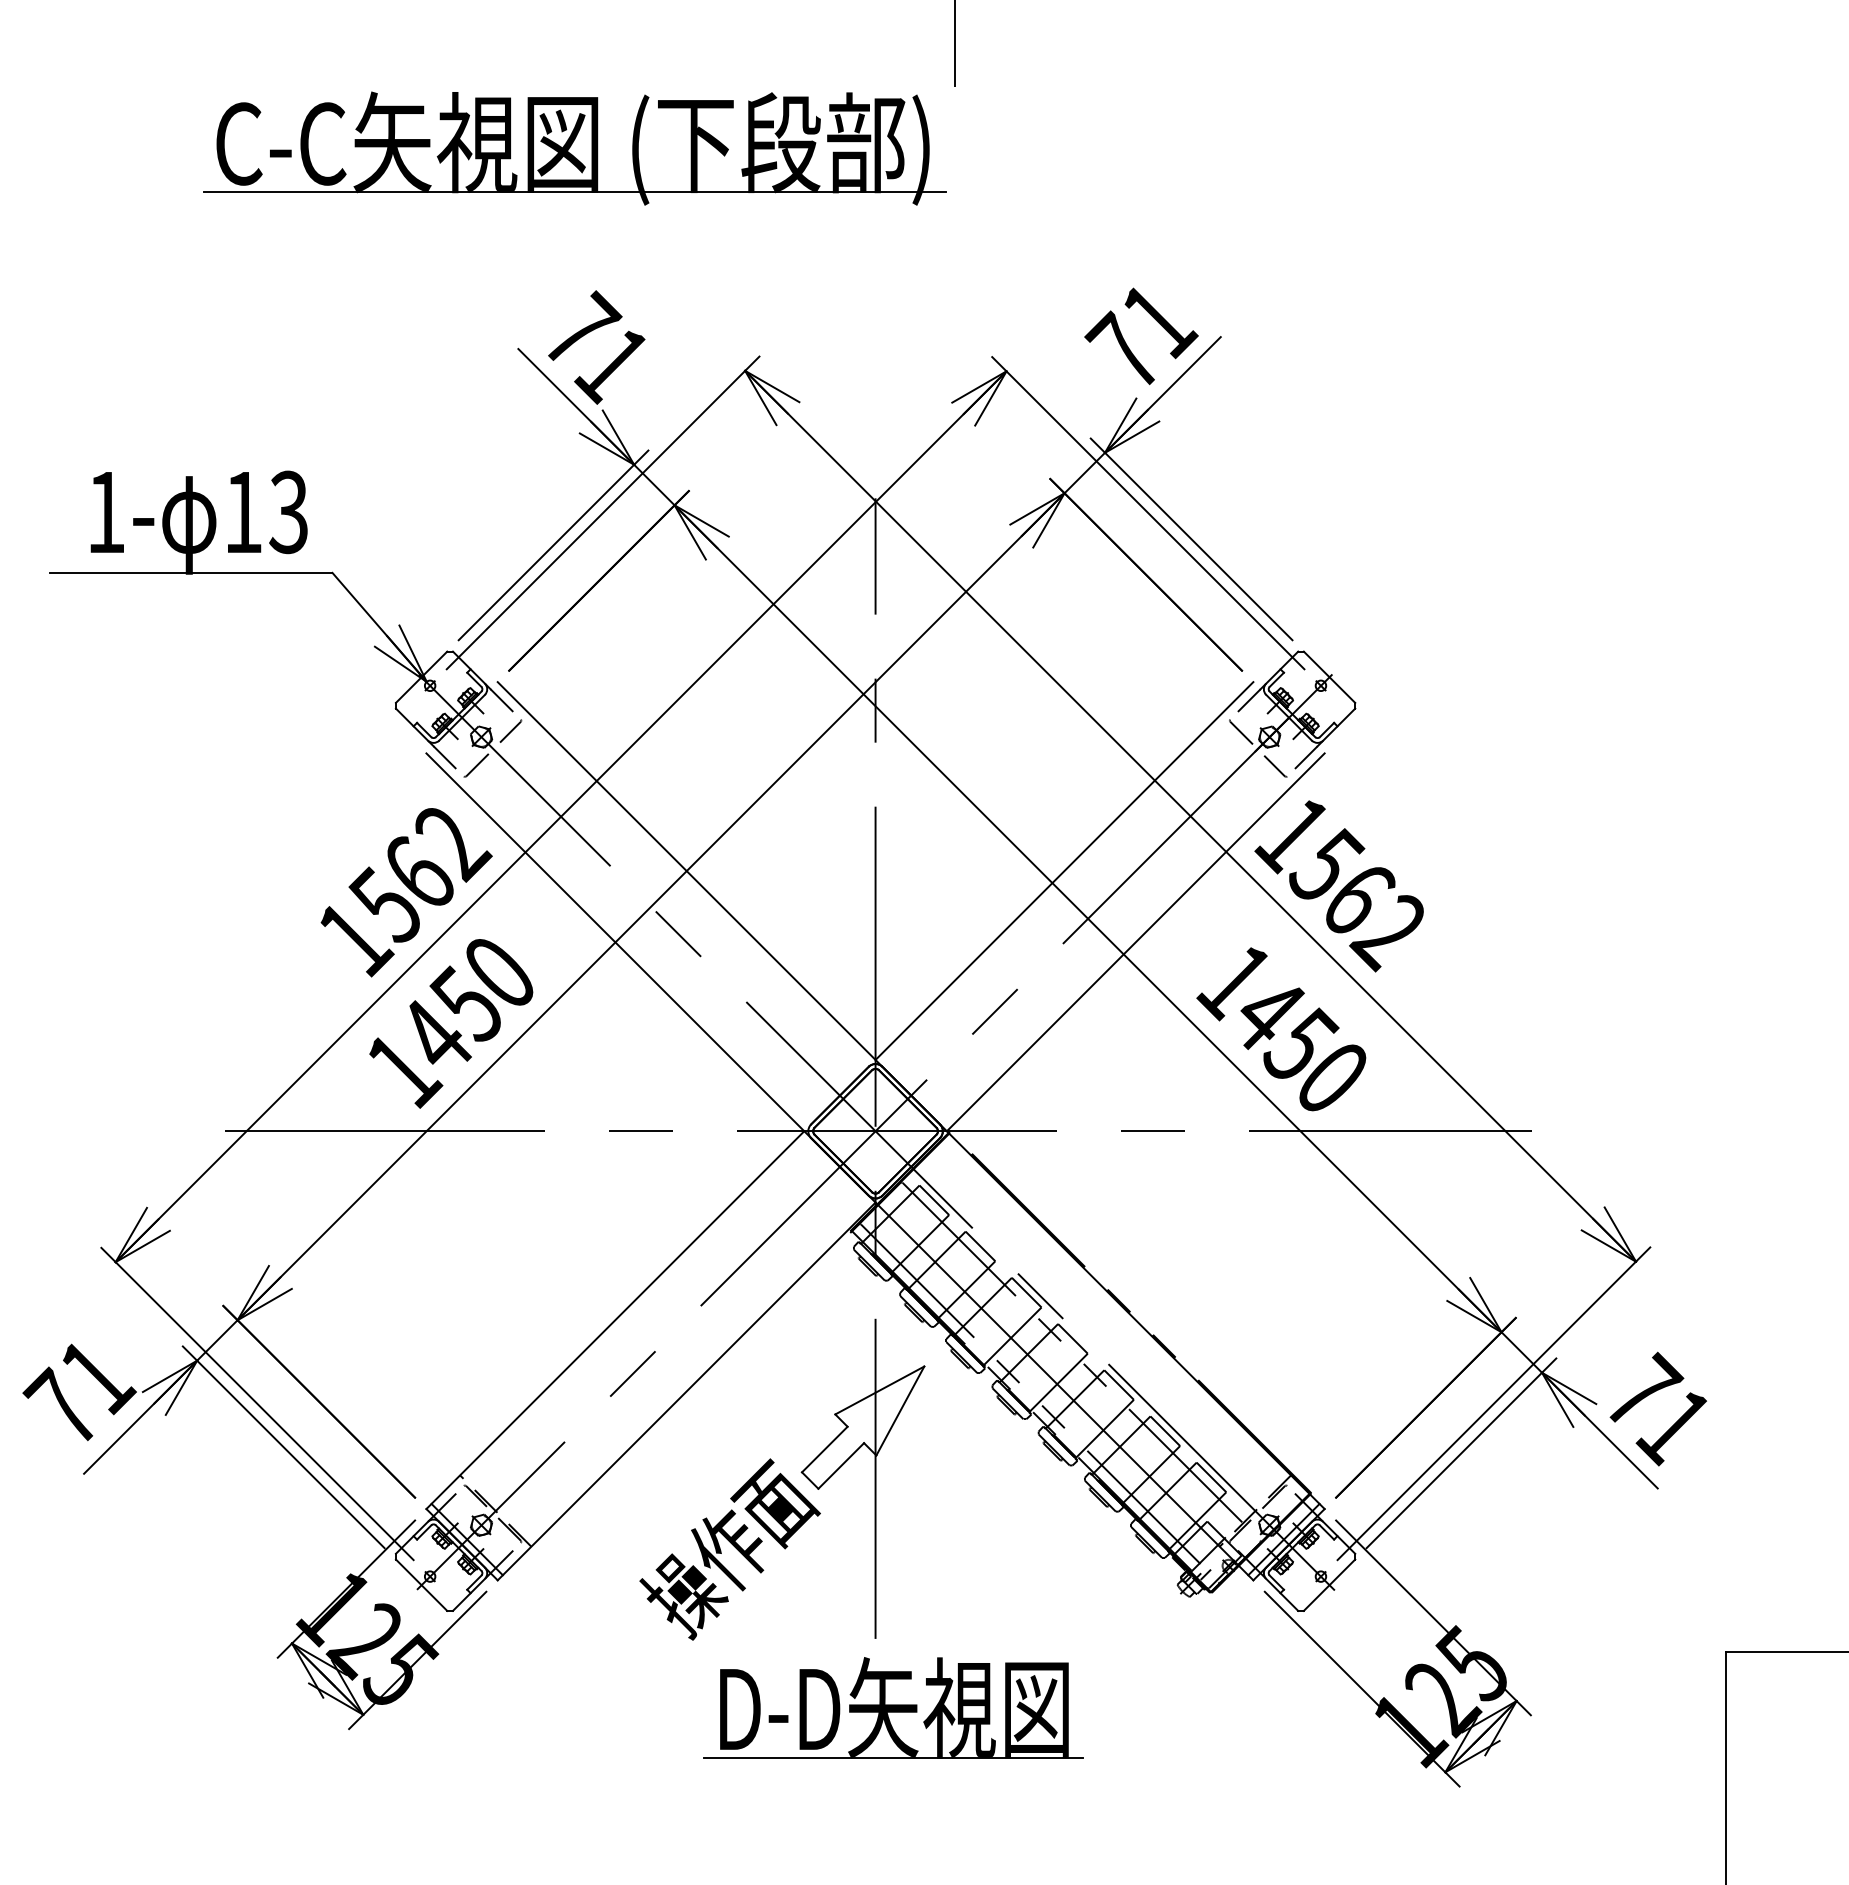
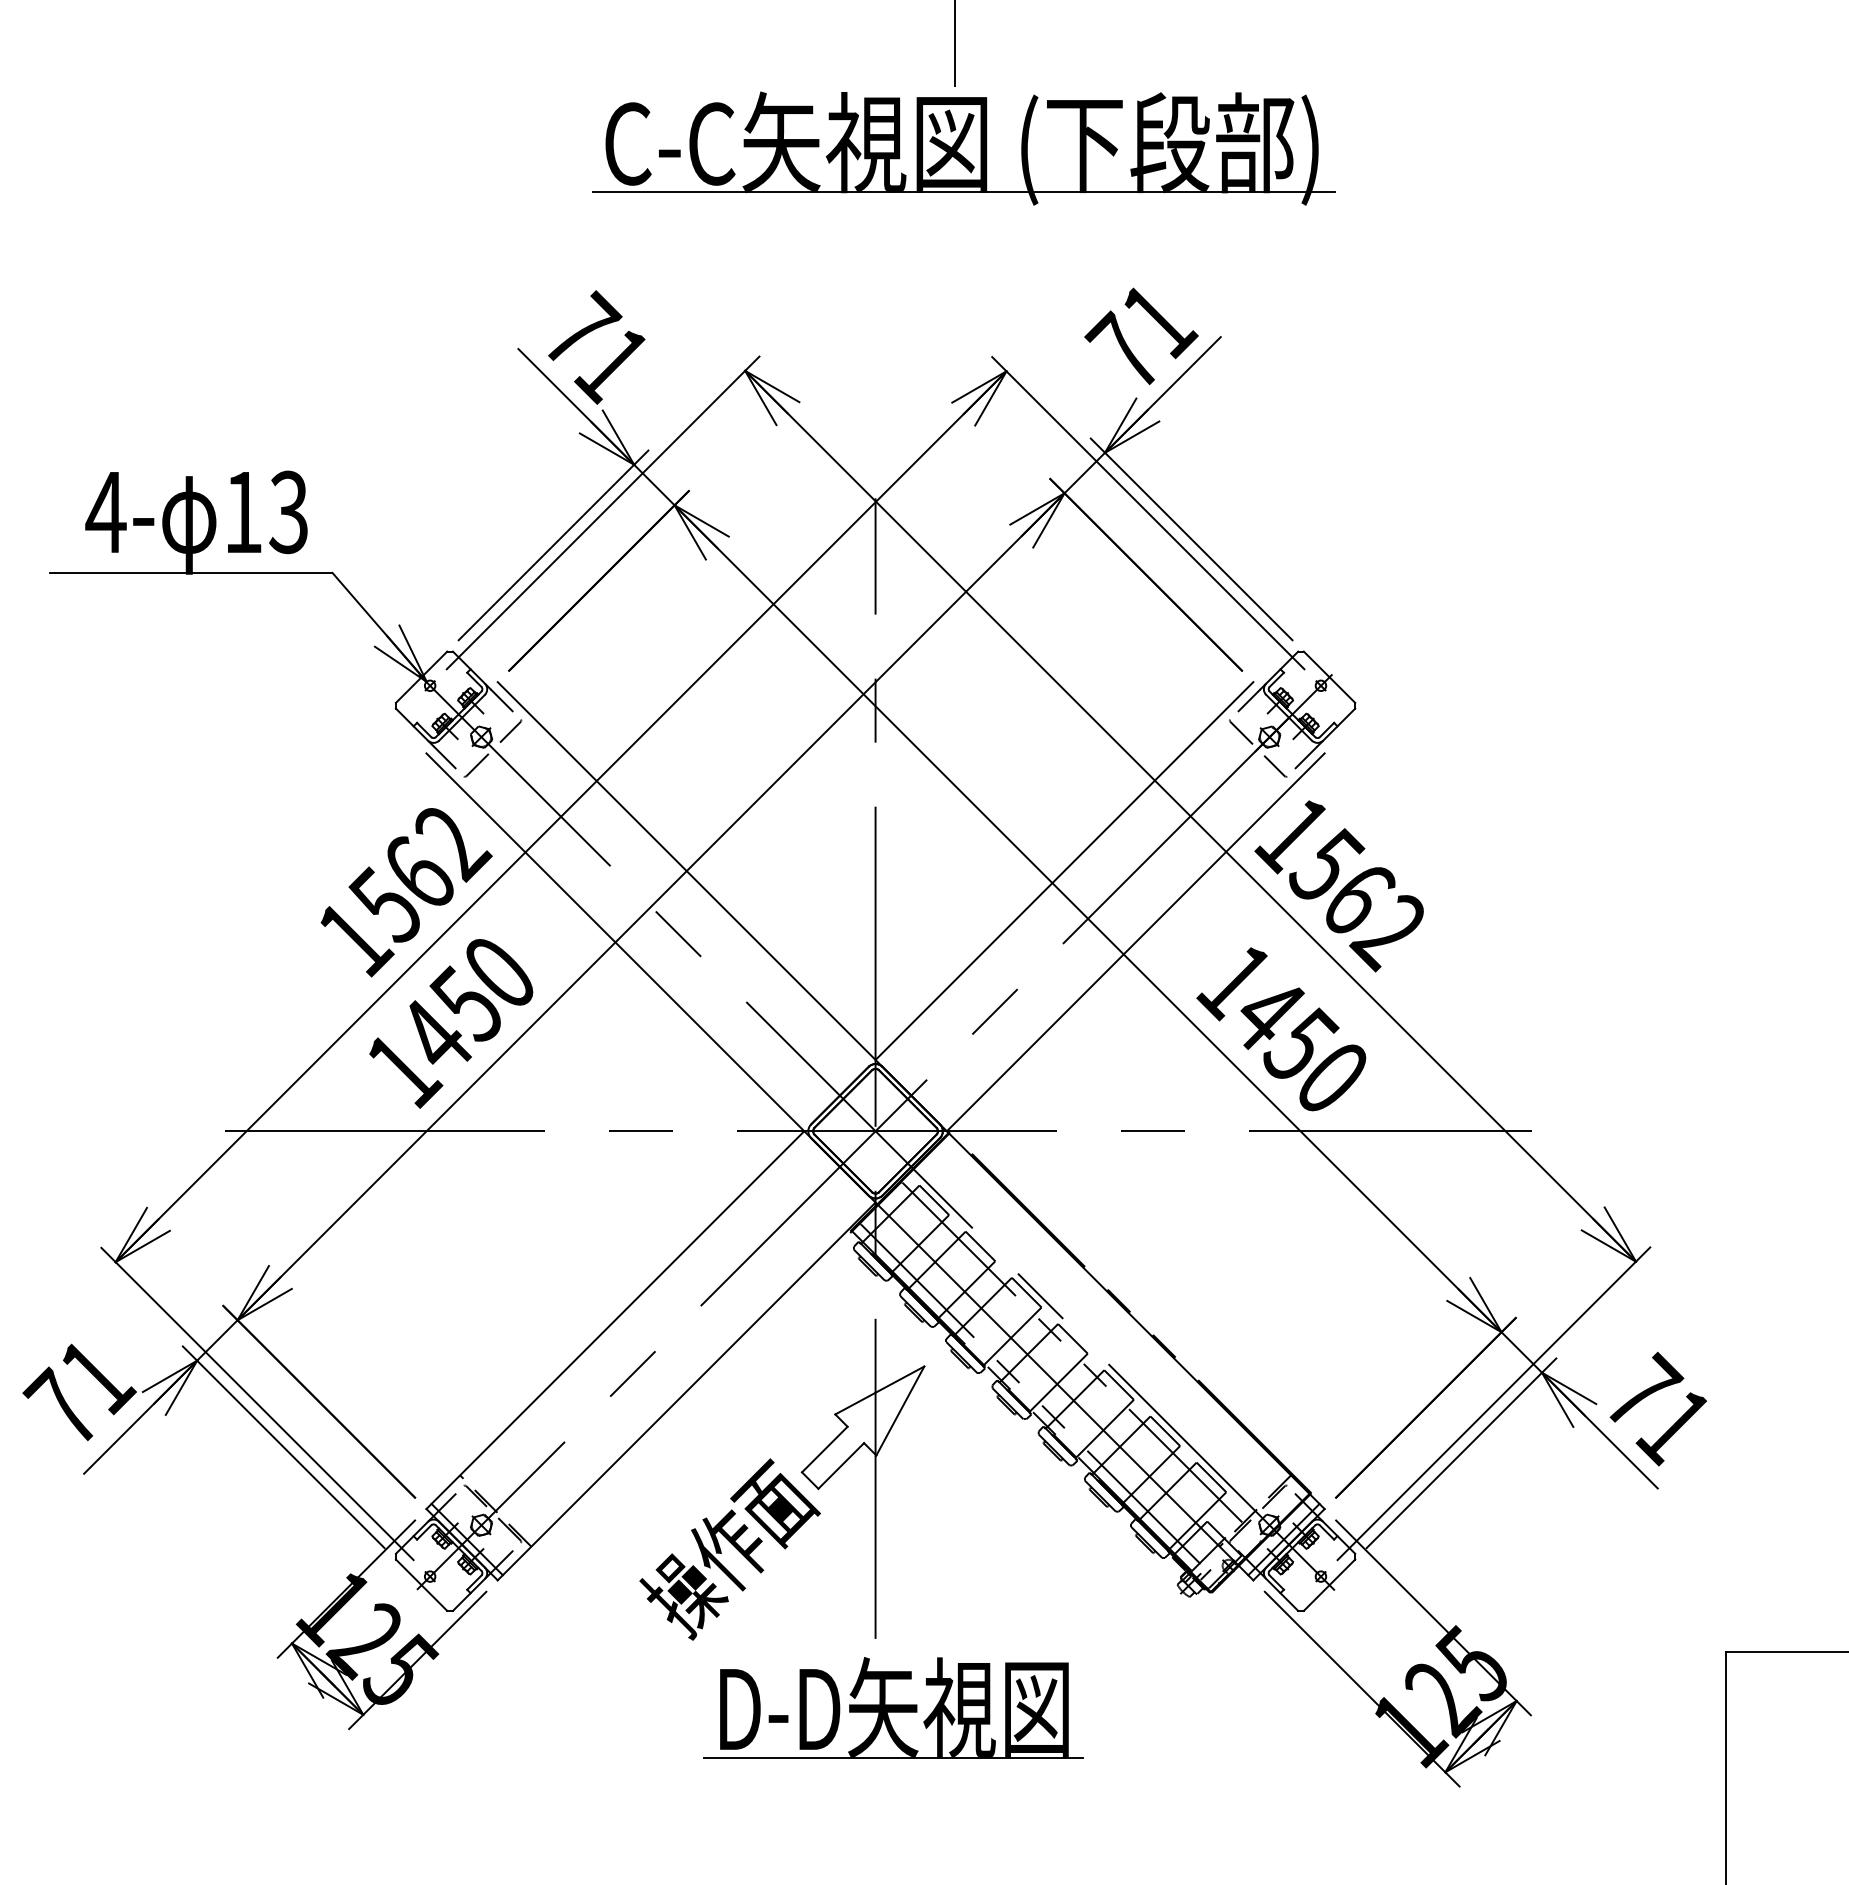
part position: (574, 148) -> (963, 148) (963, 148)
text: 1- -> 4- (105, 512)
